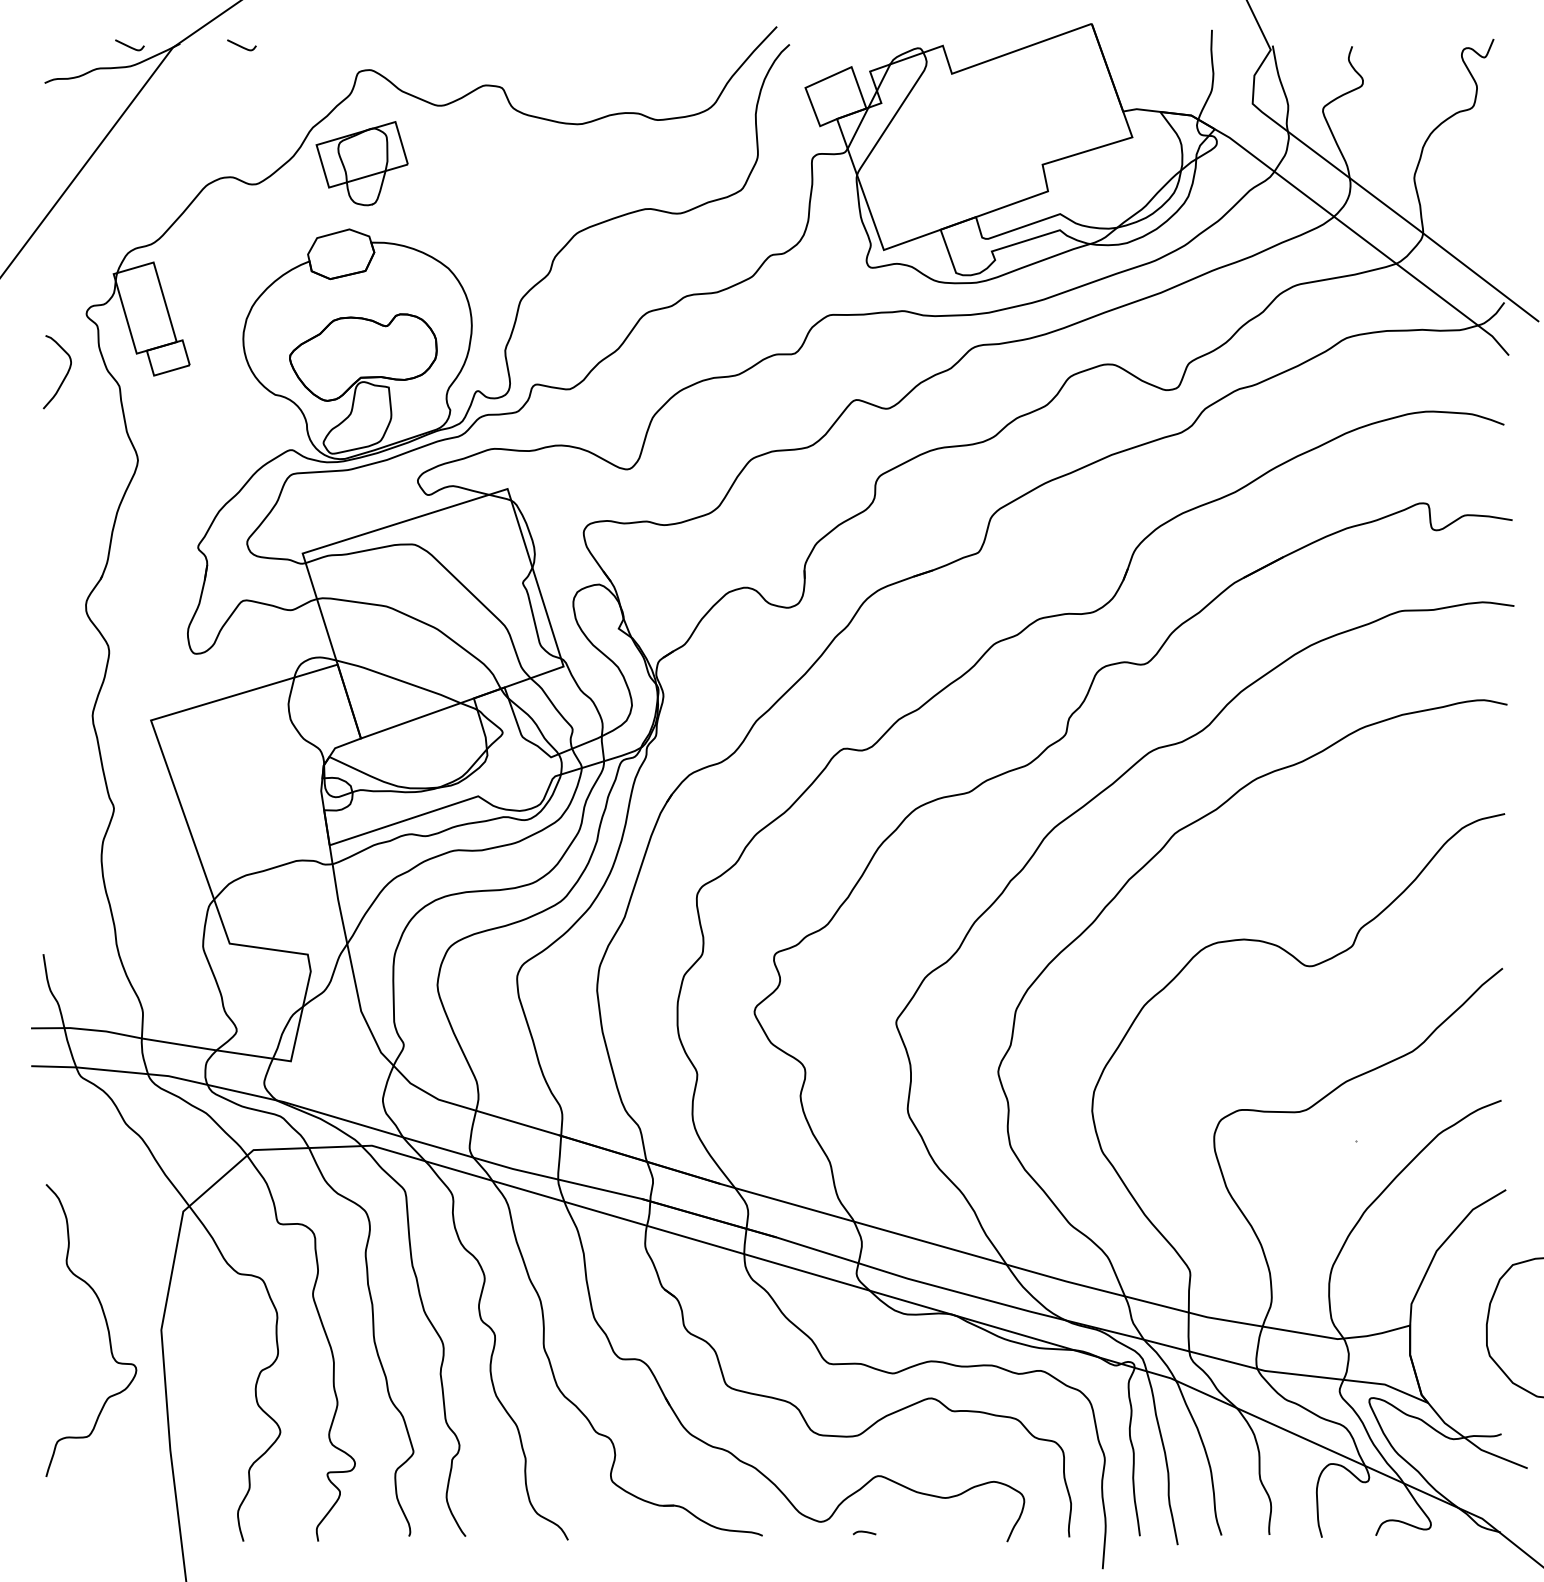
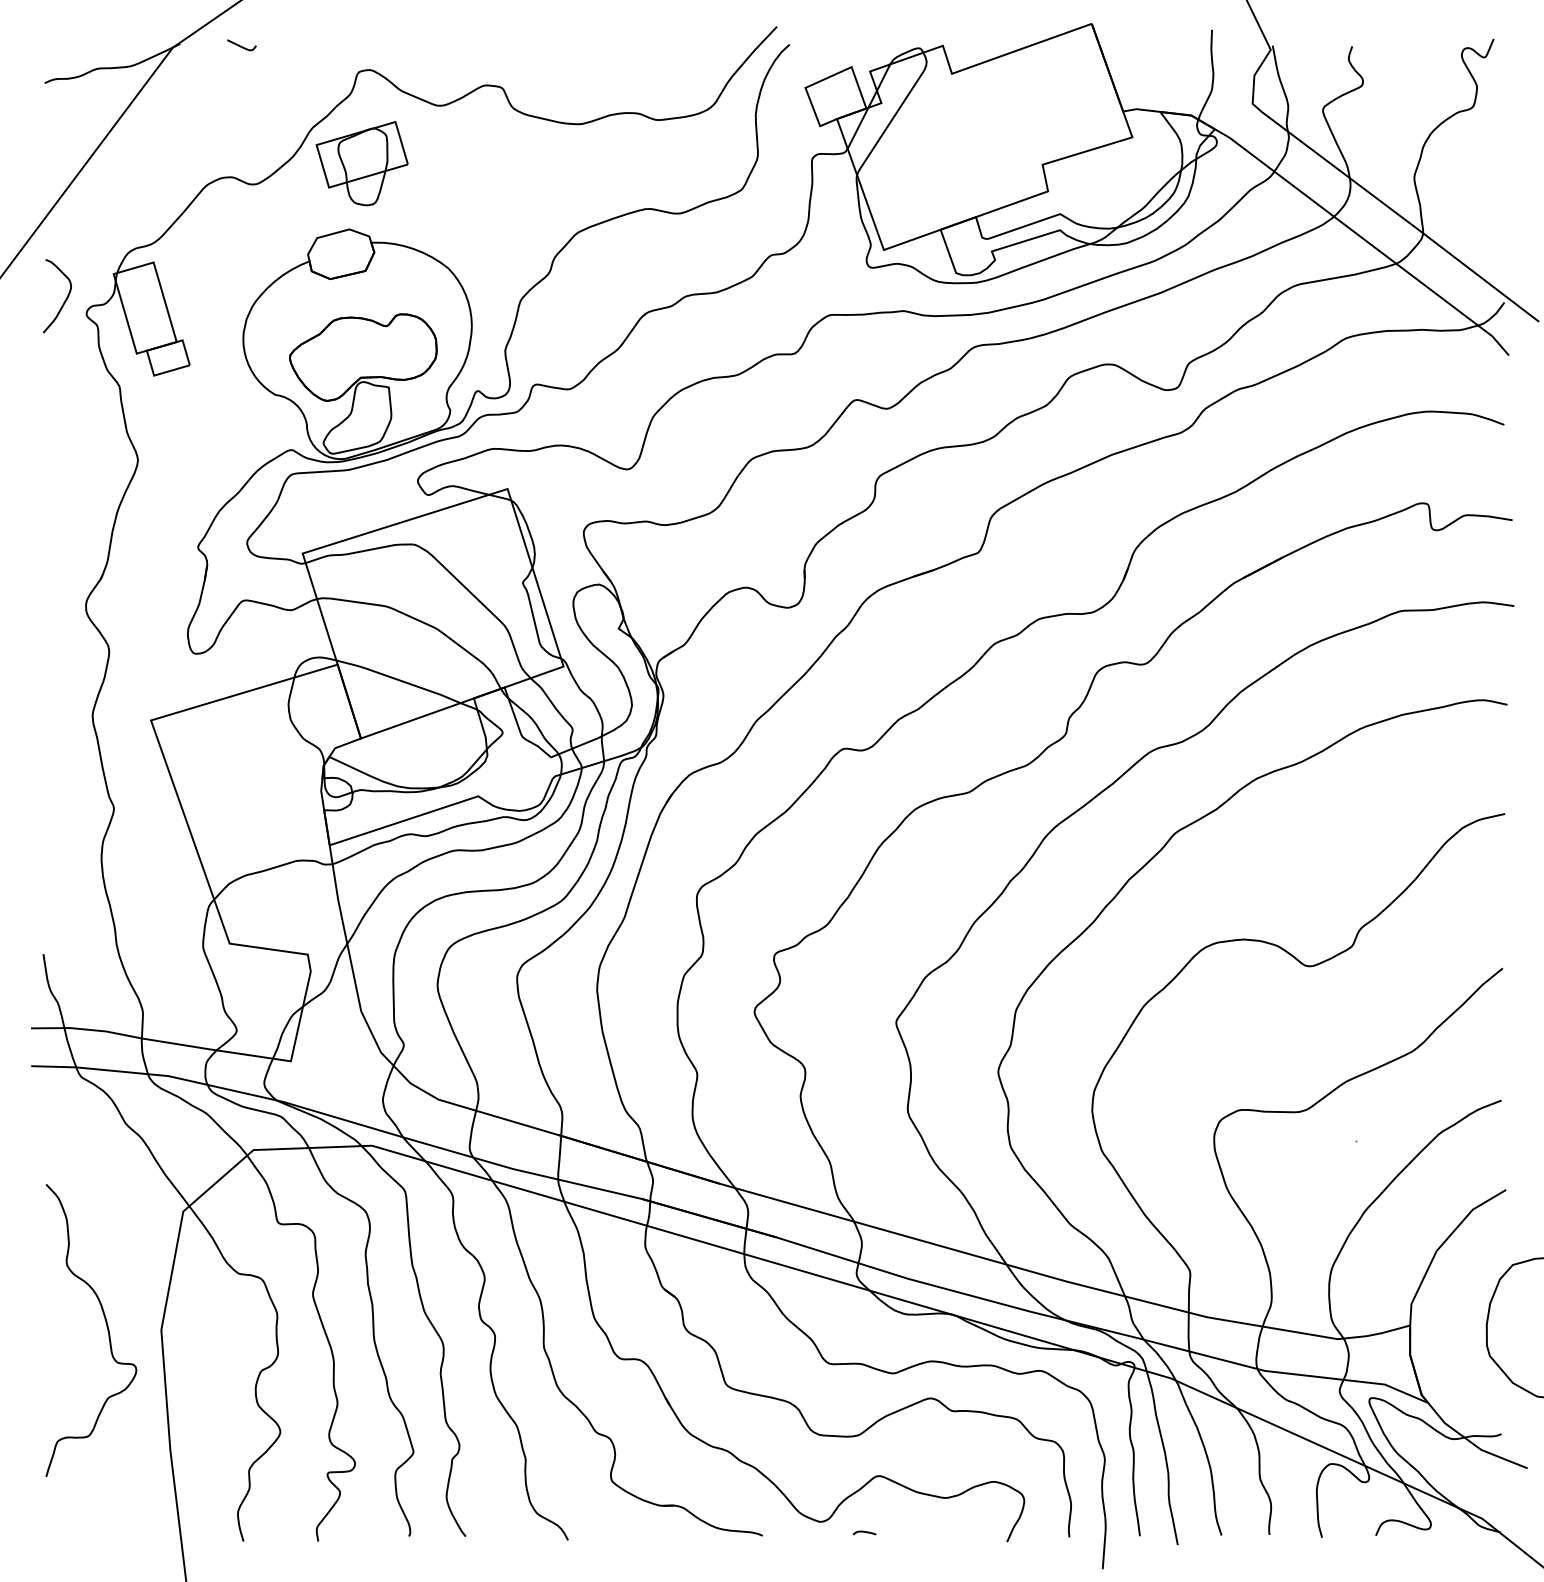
curve: present -> none (129, 45)
curve position: (64, 376) -> (64, 300) (64, 300)
